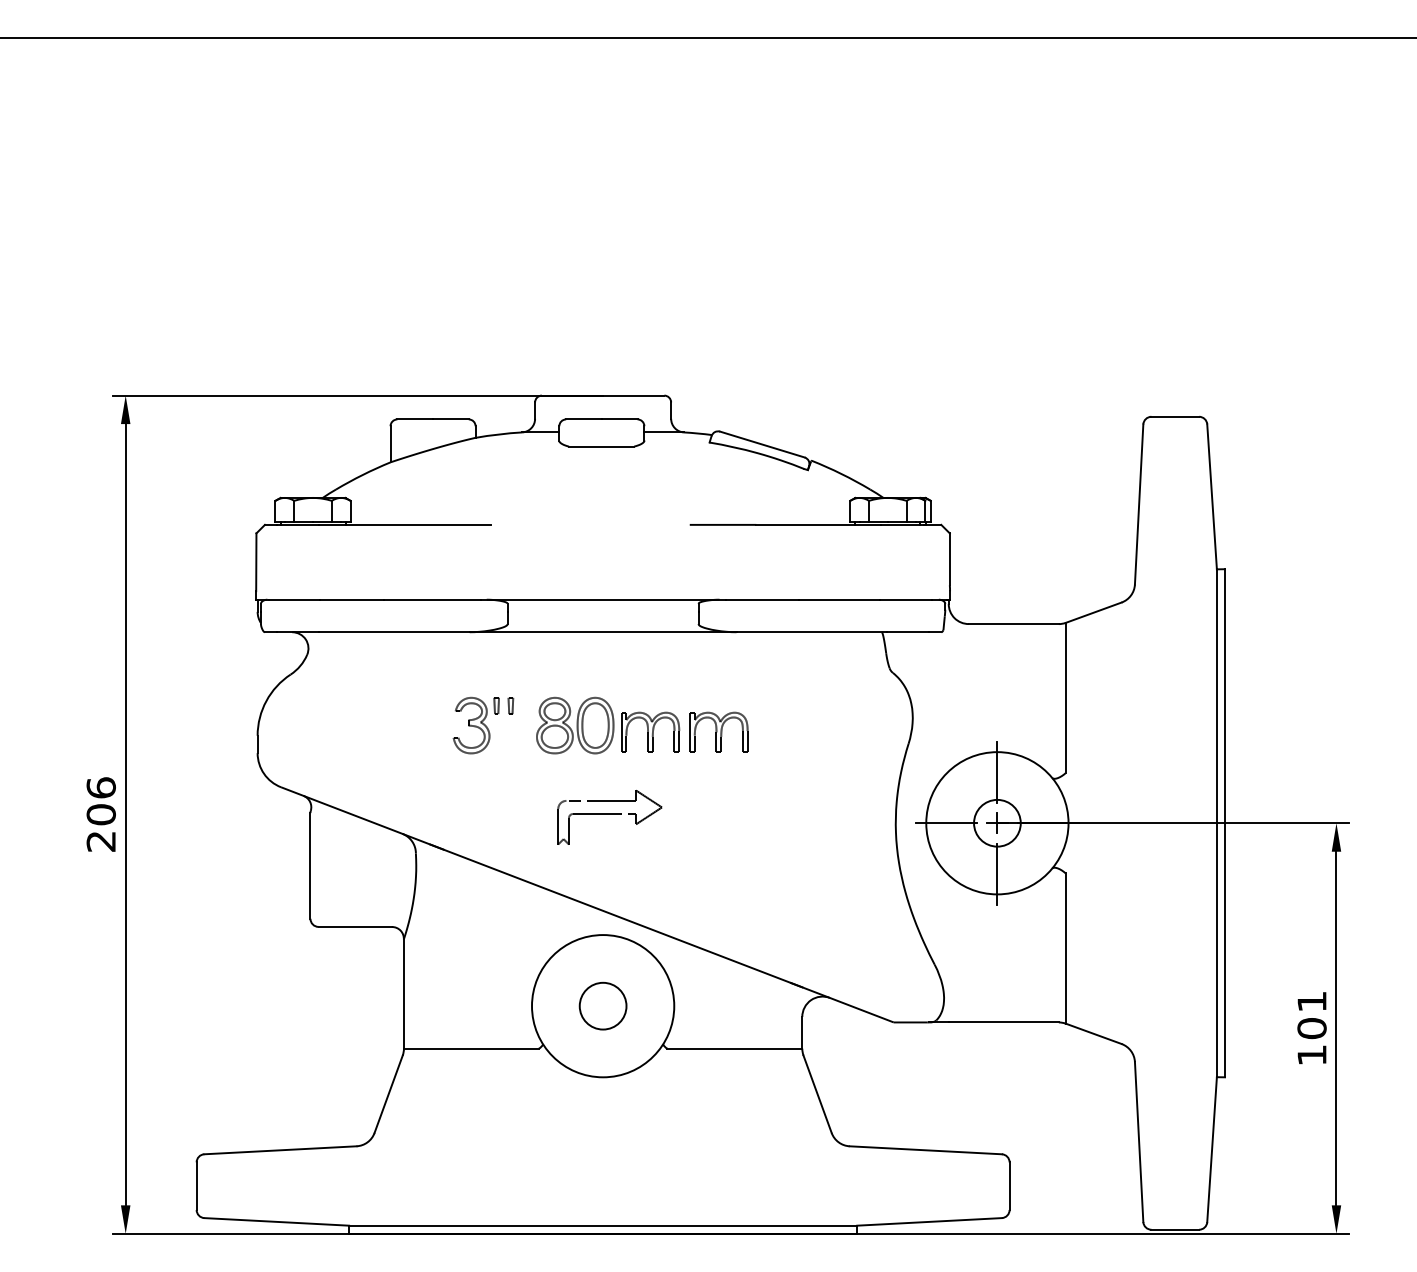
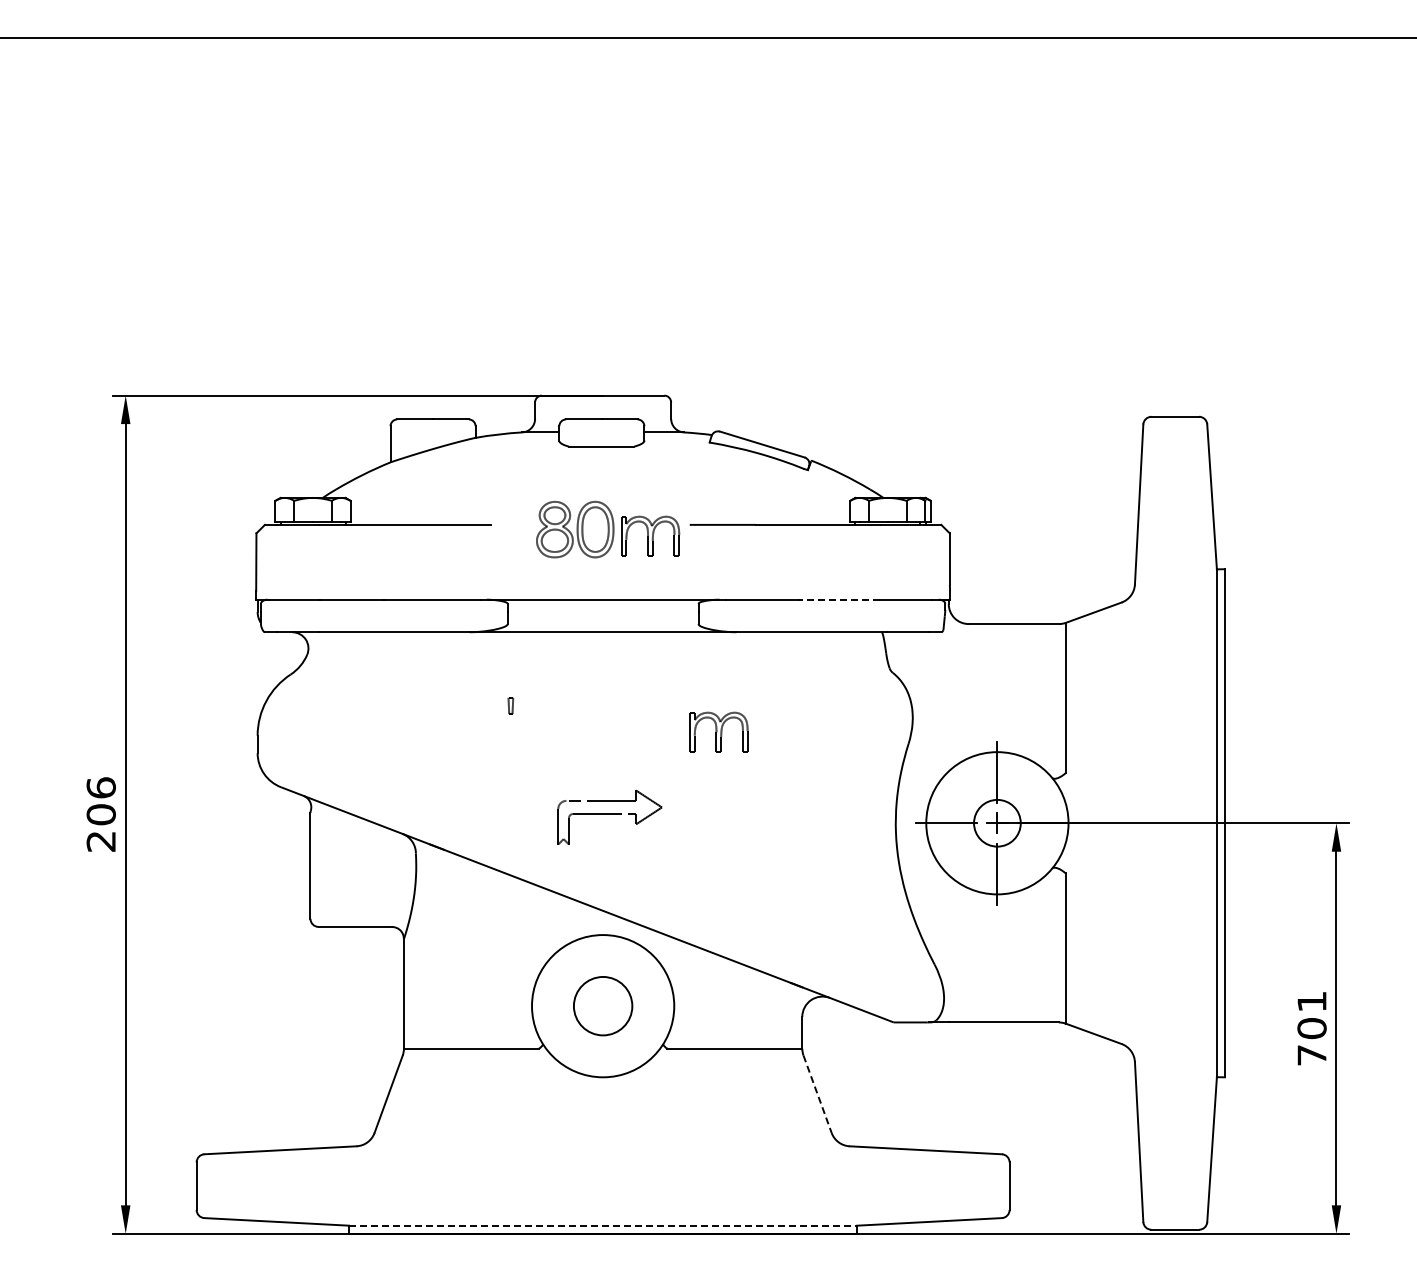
line: solid -> dashed (839, 599)
part: present -> none (475, 725)
part position: (608, 725) -> (608, 529) (608, 529)
circle diameter: 47 px -> 58 px (602, 1005)
text: 101 -> 701 (1311, 1055)
line: solid -> dashed (817, 1094)
line: solid -> dashed (603, 1225)
